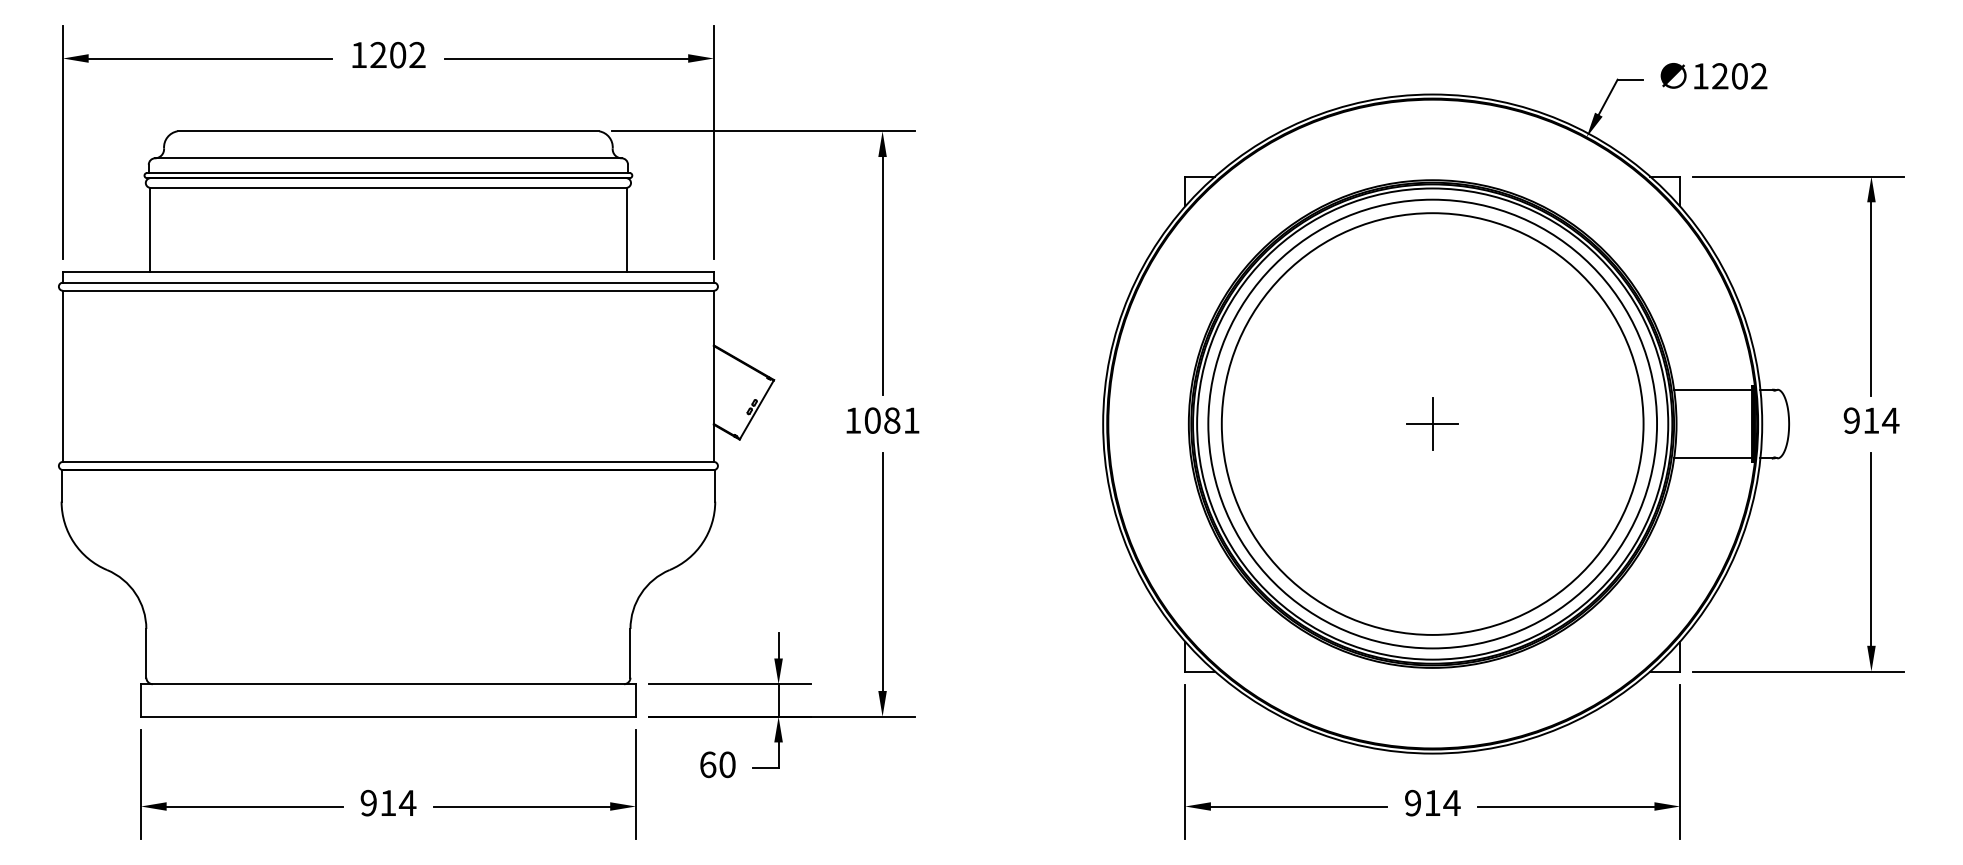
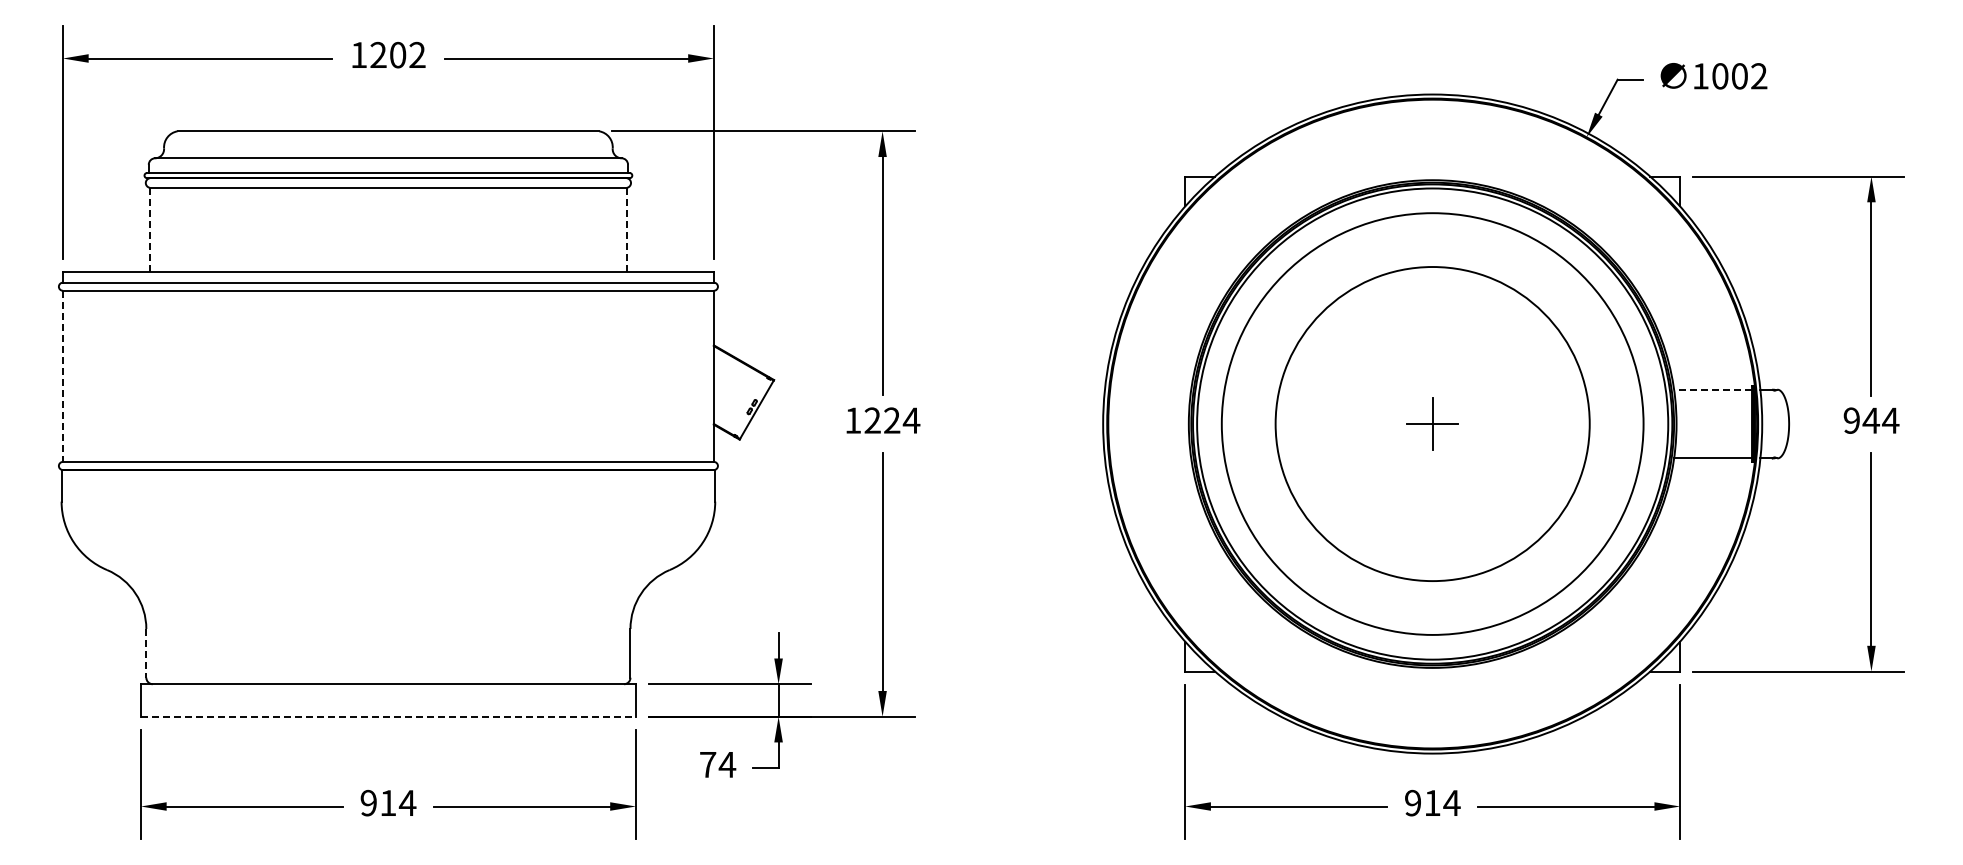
text: 1202 -> 1002 (1720, 76)
line: solid -> dashed (149, 229)
line: solid -> dashed (626, 229)
line: solid -> dashed (62, 376)
line: solid -> dashed (1712, 389)
text: 1081 -> 1224 (892, 420)
text: 914 -> 944 (1871, 420)
circle diameter: 449 px -> 314 px (1432, 424)
line: solid -> dashed (146, 653)
line: solid -> dashed (388, 716)
text: 60 -> 74 (718, 764)
